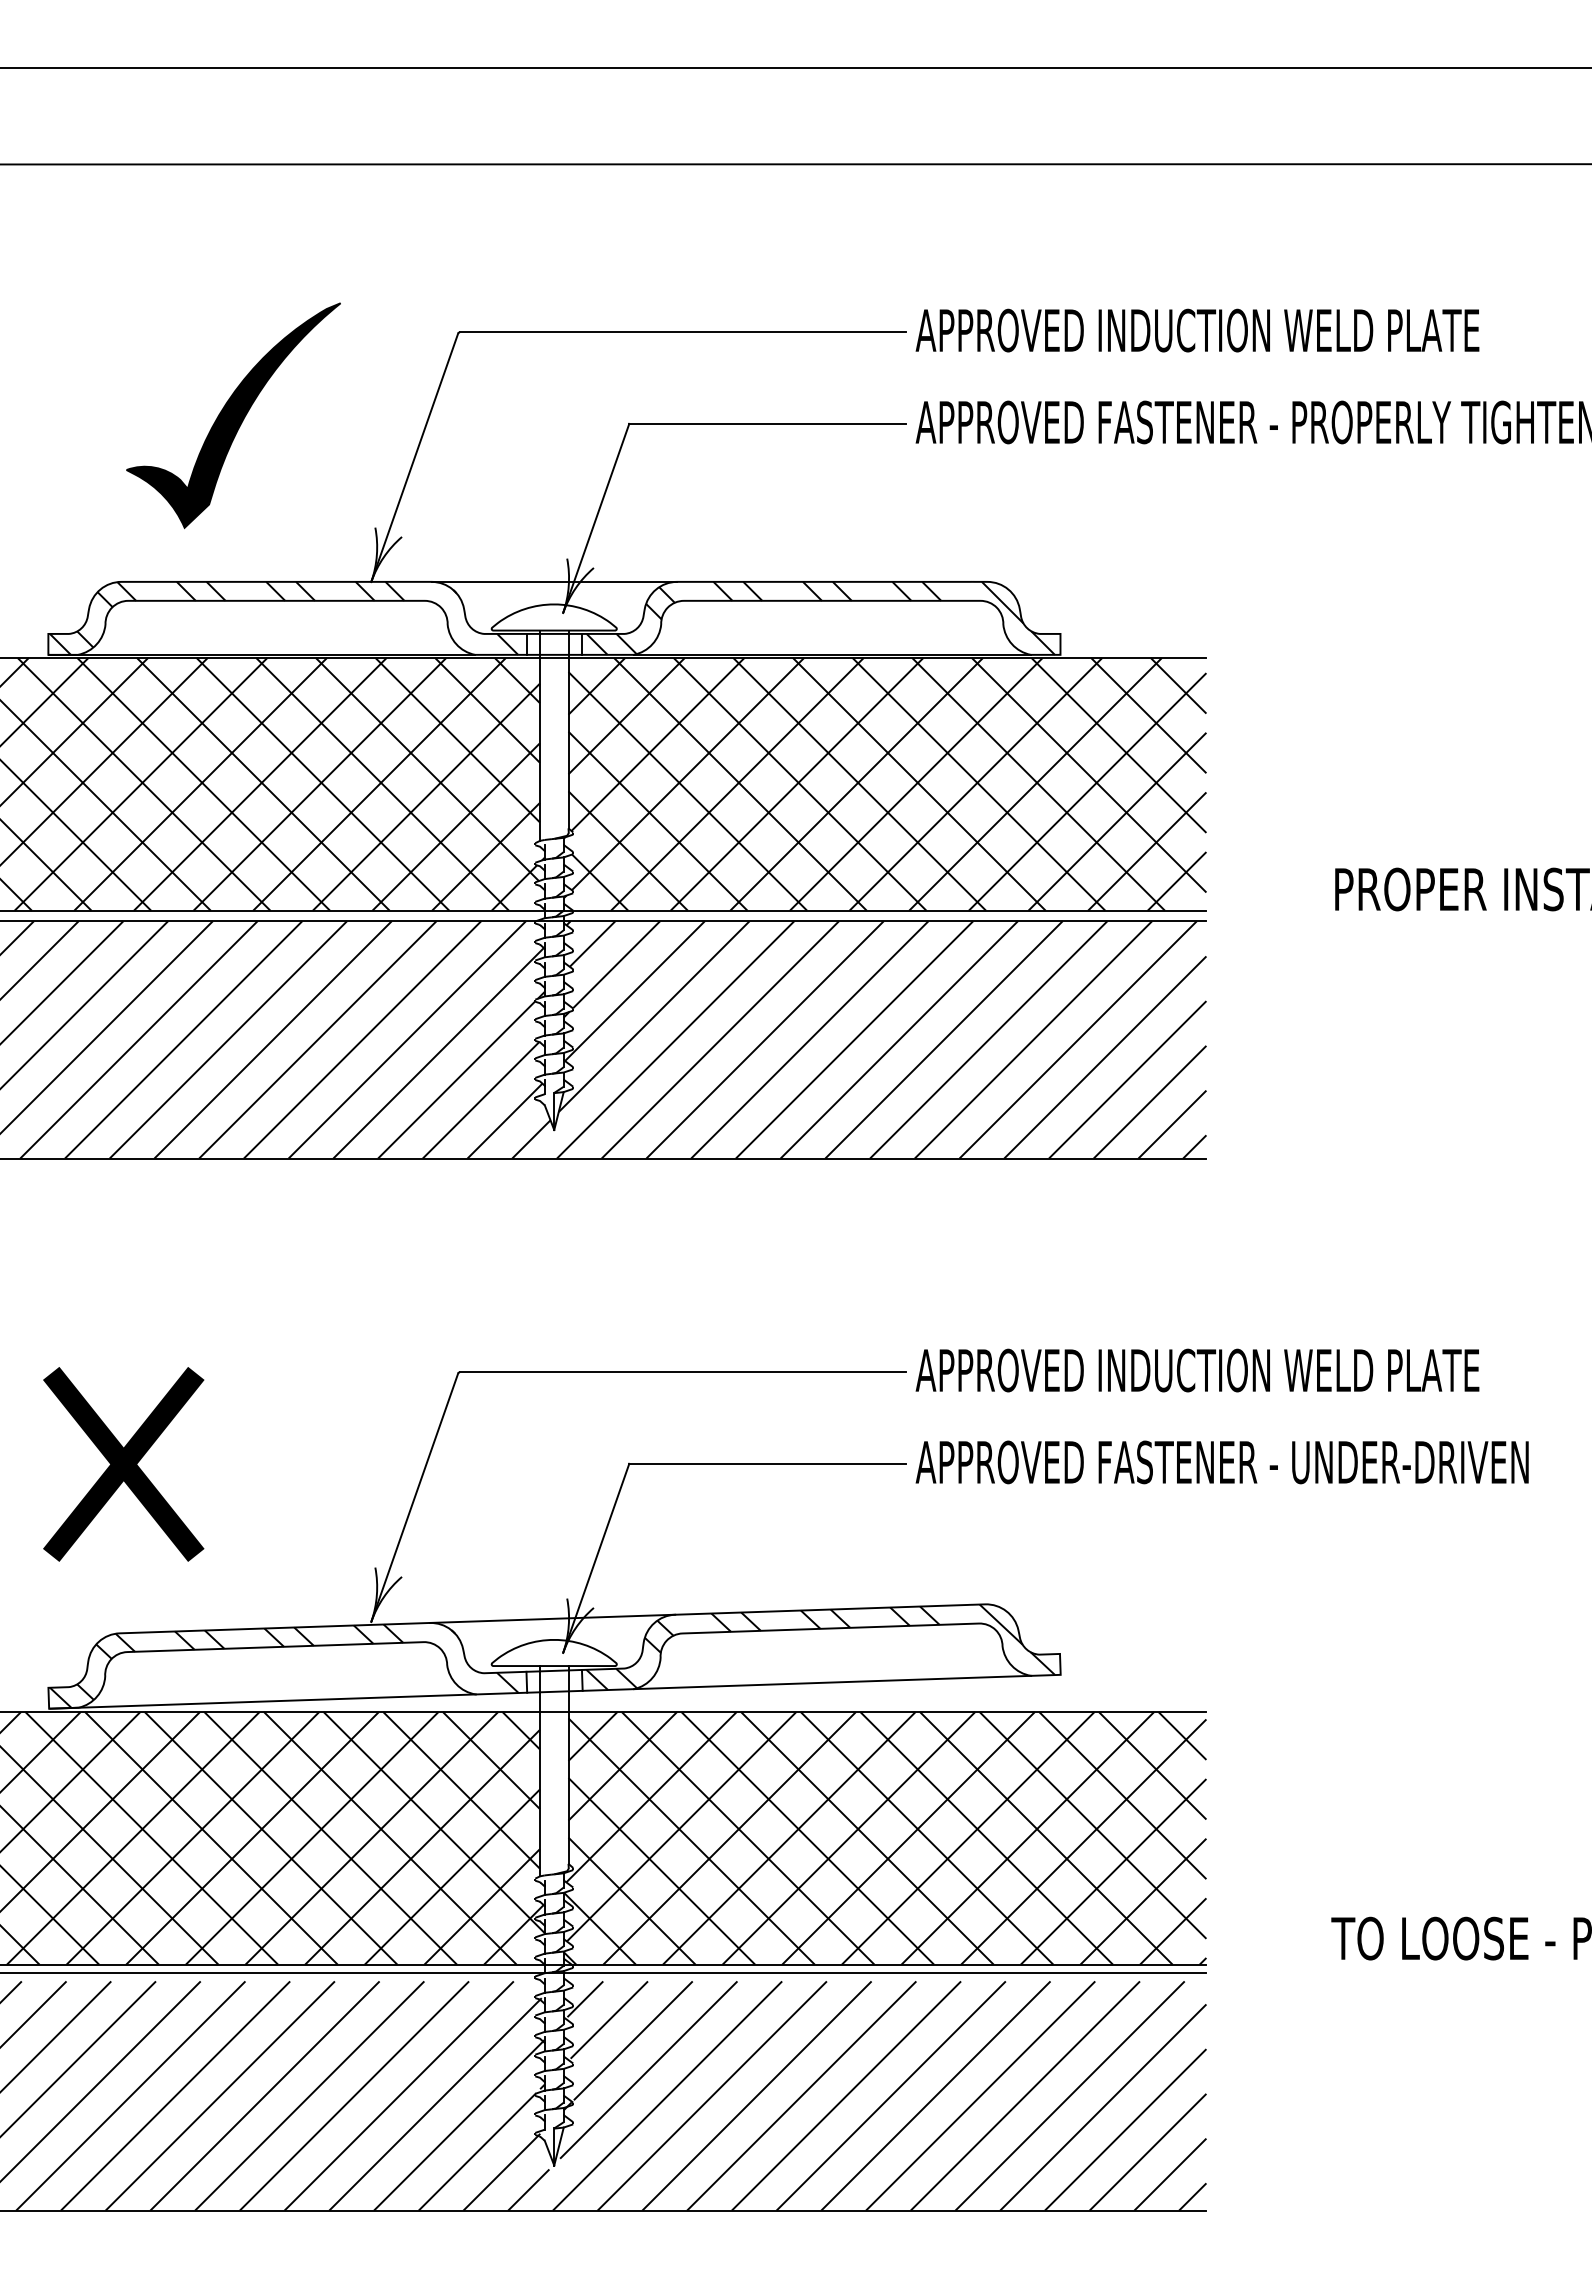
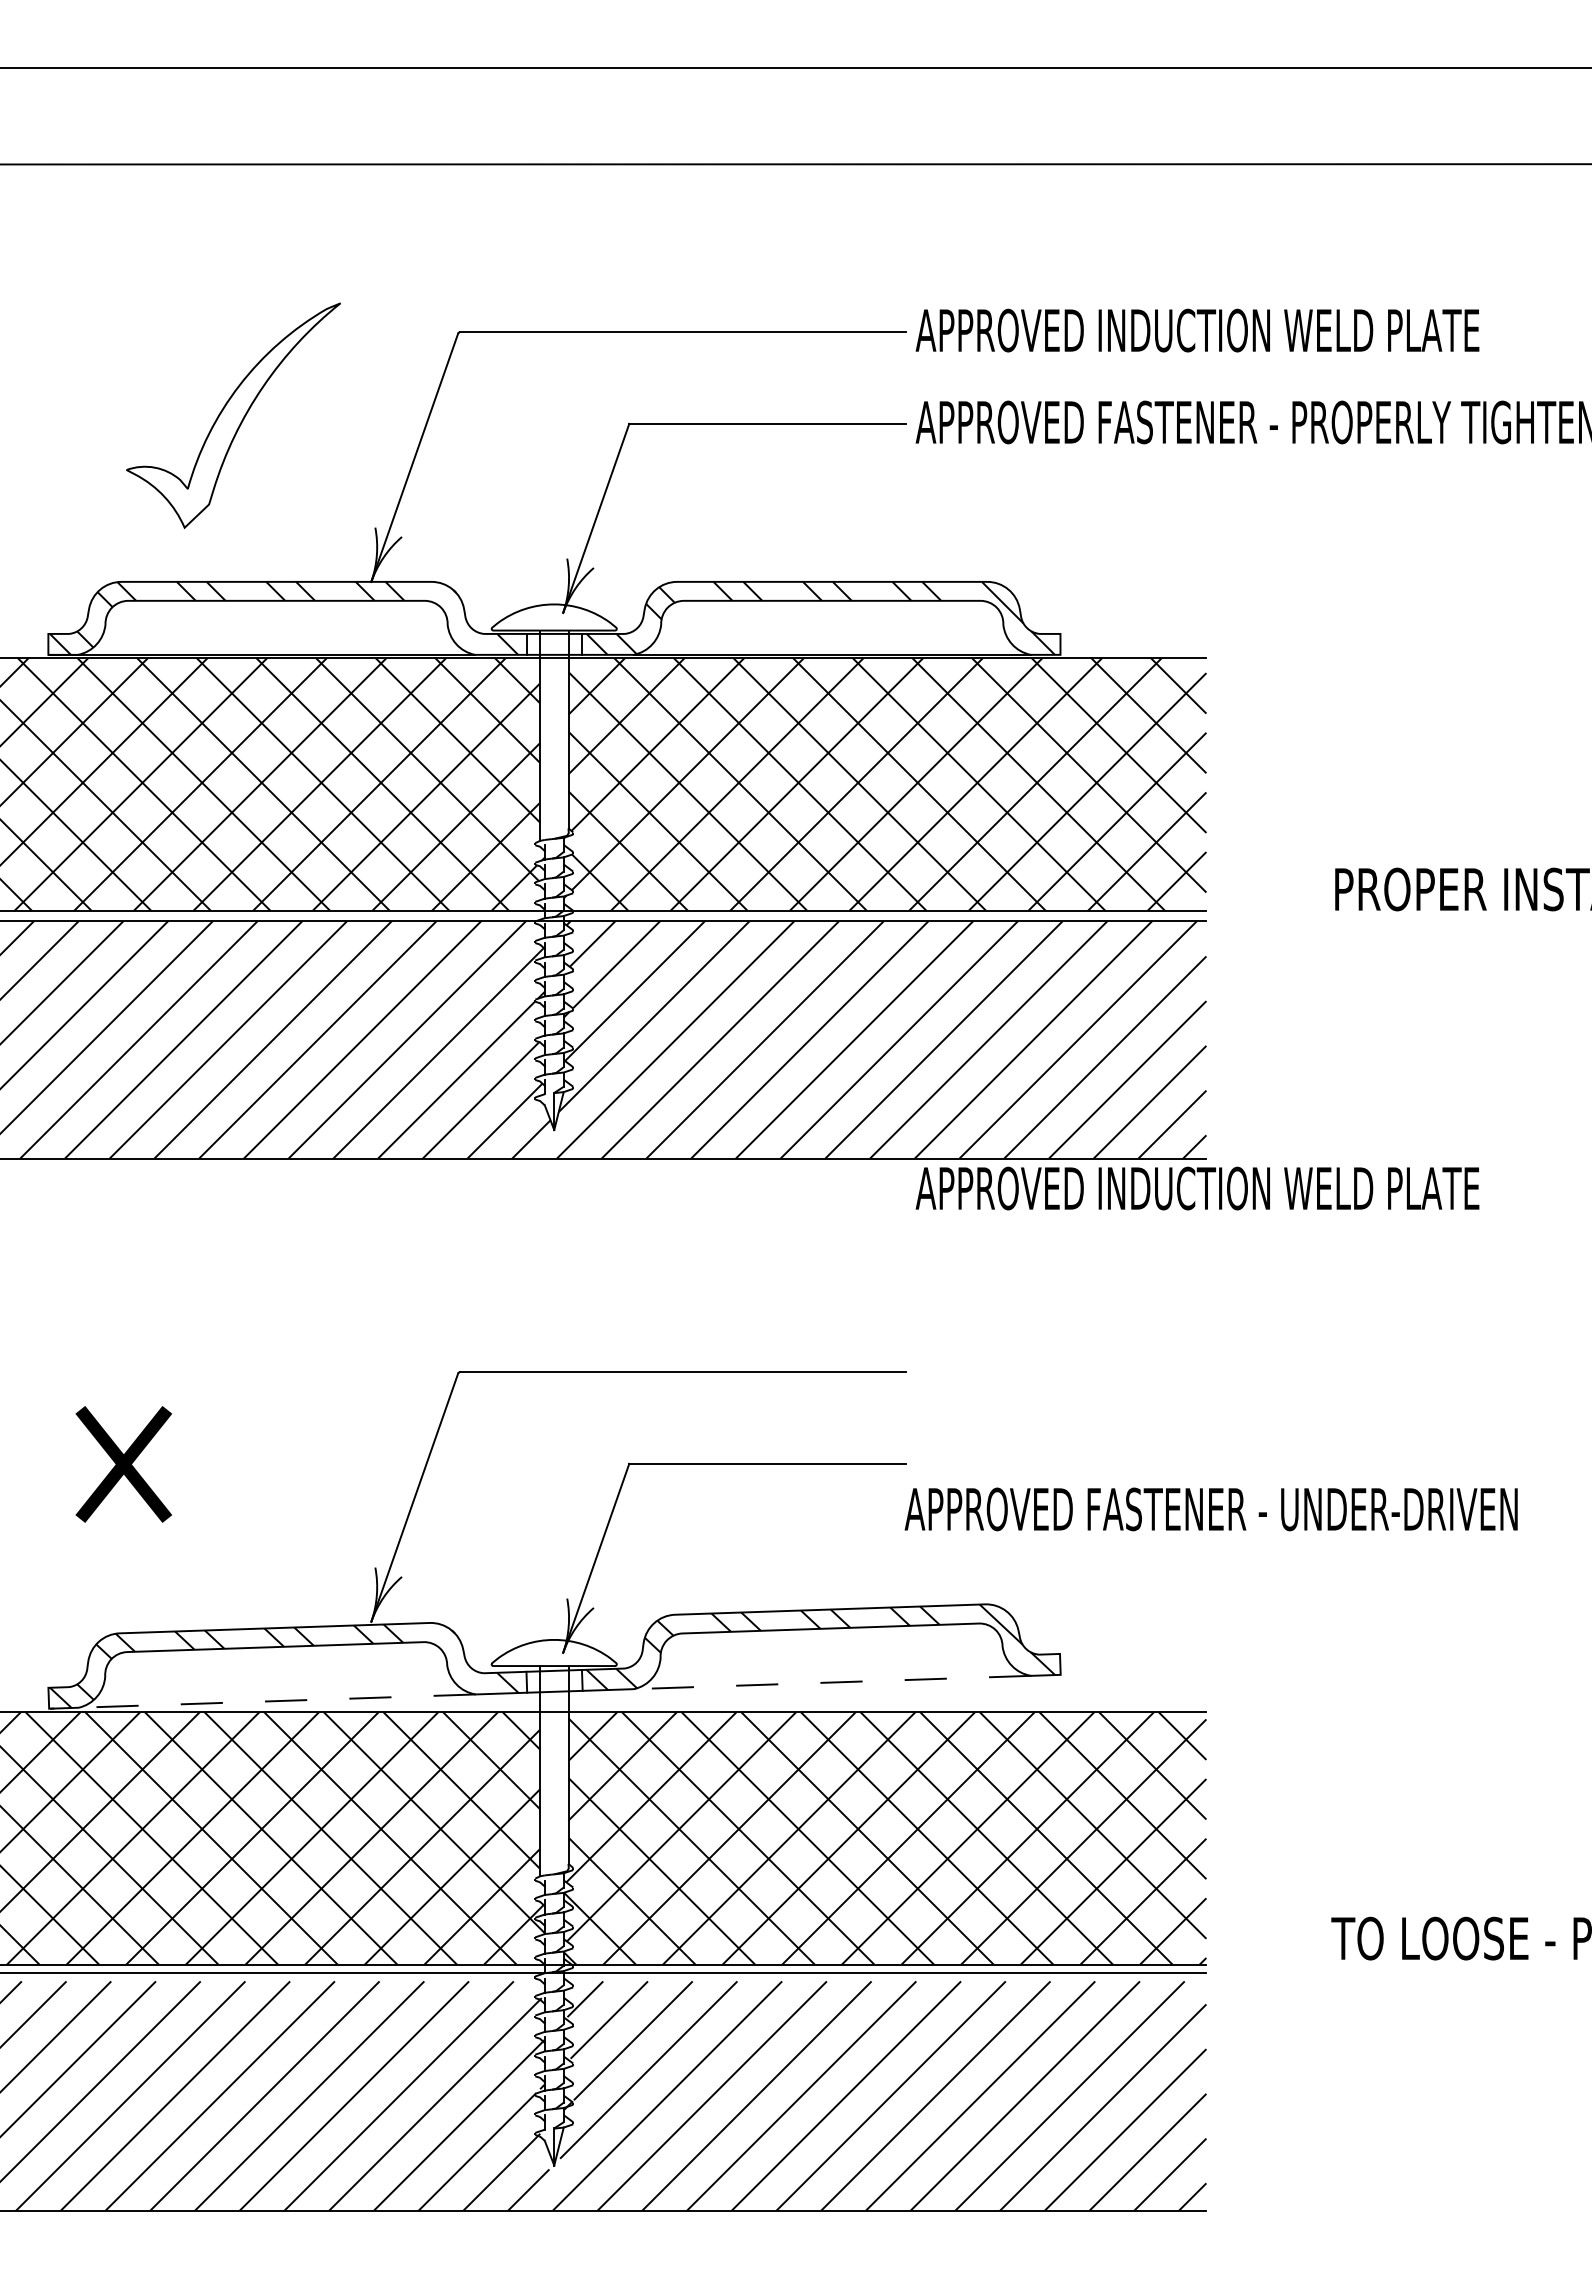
fill: present -> none (233, 415)
line: present -> none (554, 581)
text position: (1197, 1370) -> (1197, 1188) (1197, 1188)
text position: (1221, 1462) -> (1210, 1509) (1210, 1509)
part size: 162x195 px -> 97x117 px (123, 1464)
line: present -> none (552, 1618)
line: solid -> dashed (832, 1682)
line: solid -> dashed (263, 1701)
